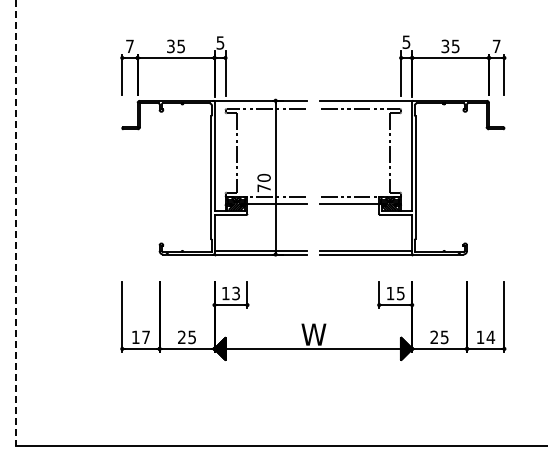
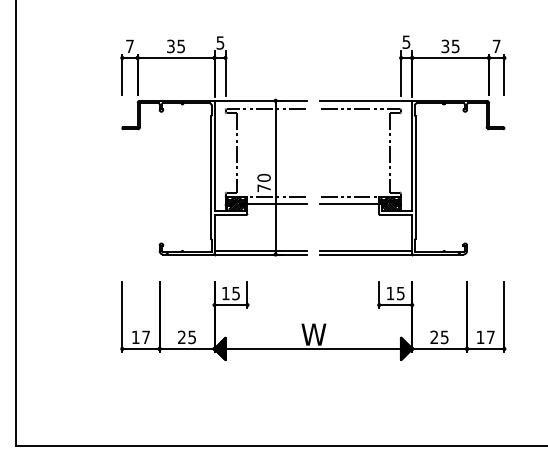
line: dashed -> solid (16, 223)
text: 13 -> 15 (235, 292)
text: 14 -> 17 (490, 336)
